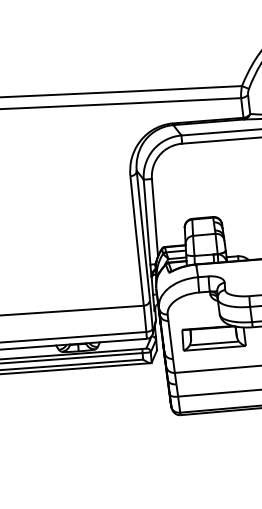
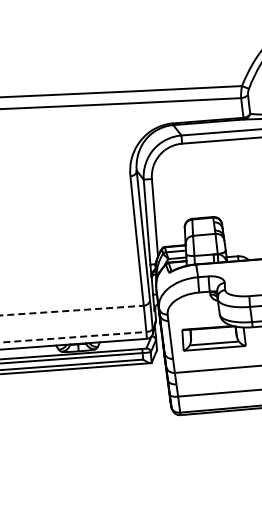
arc: solid -> dashed (72, 310)
arc: solid -> dashed (73, 337)
